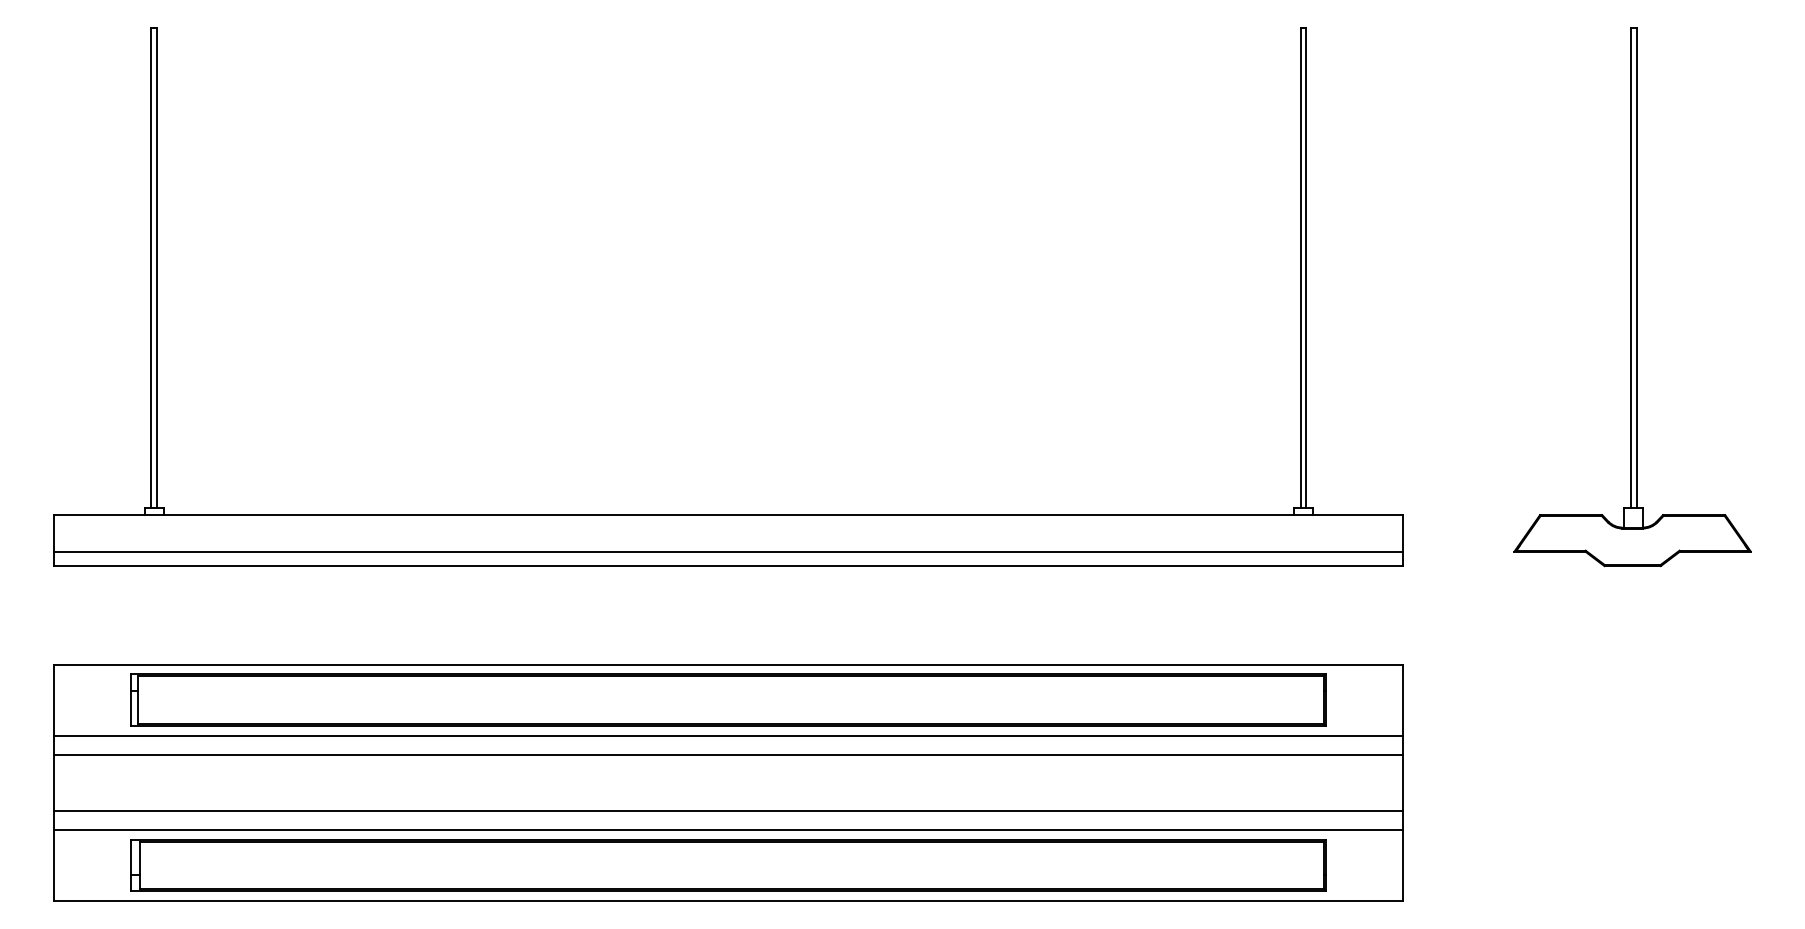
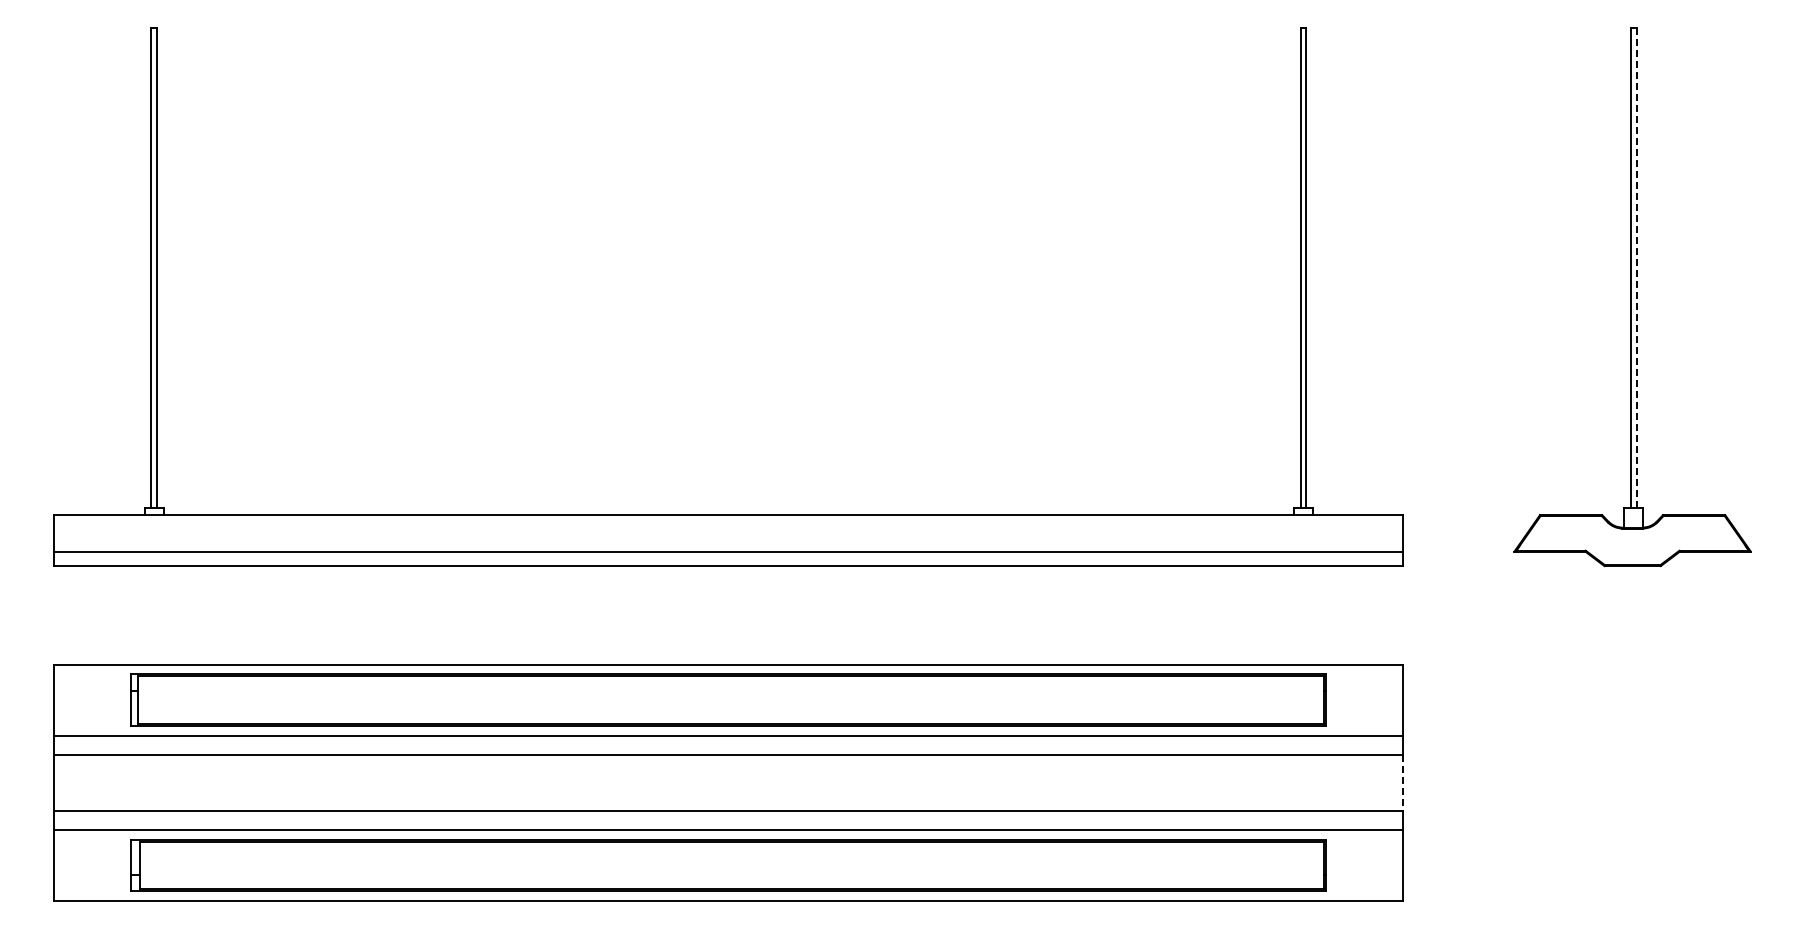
line: solid -> dashed (1636, 267)
line: solid -> dashed (1403, 783)
